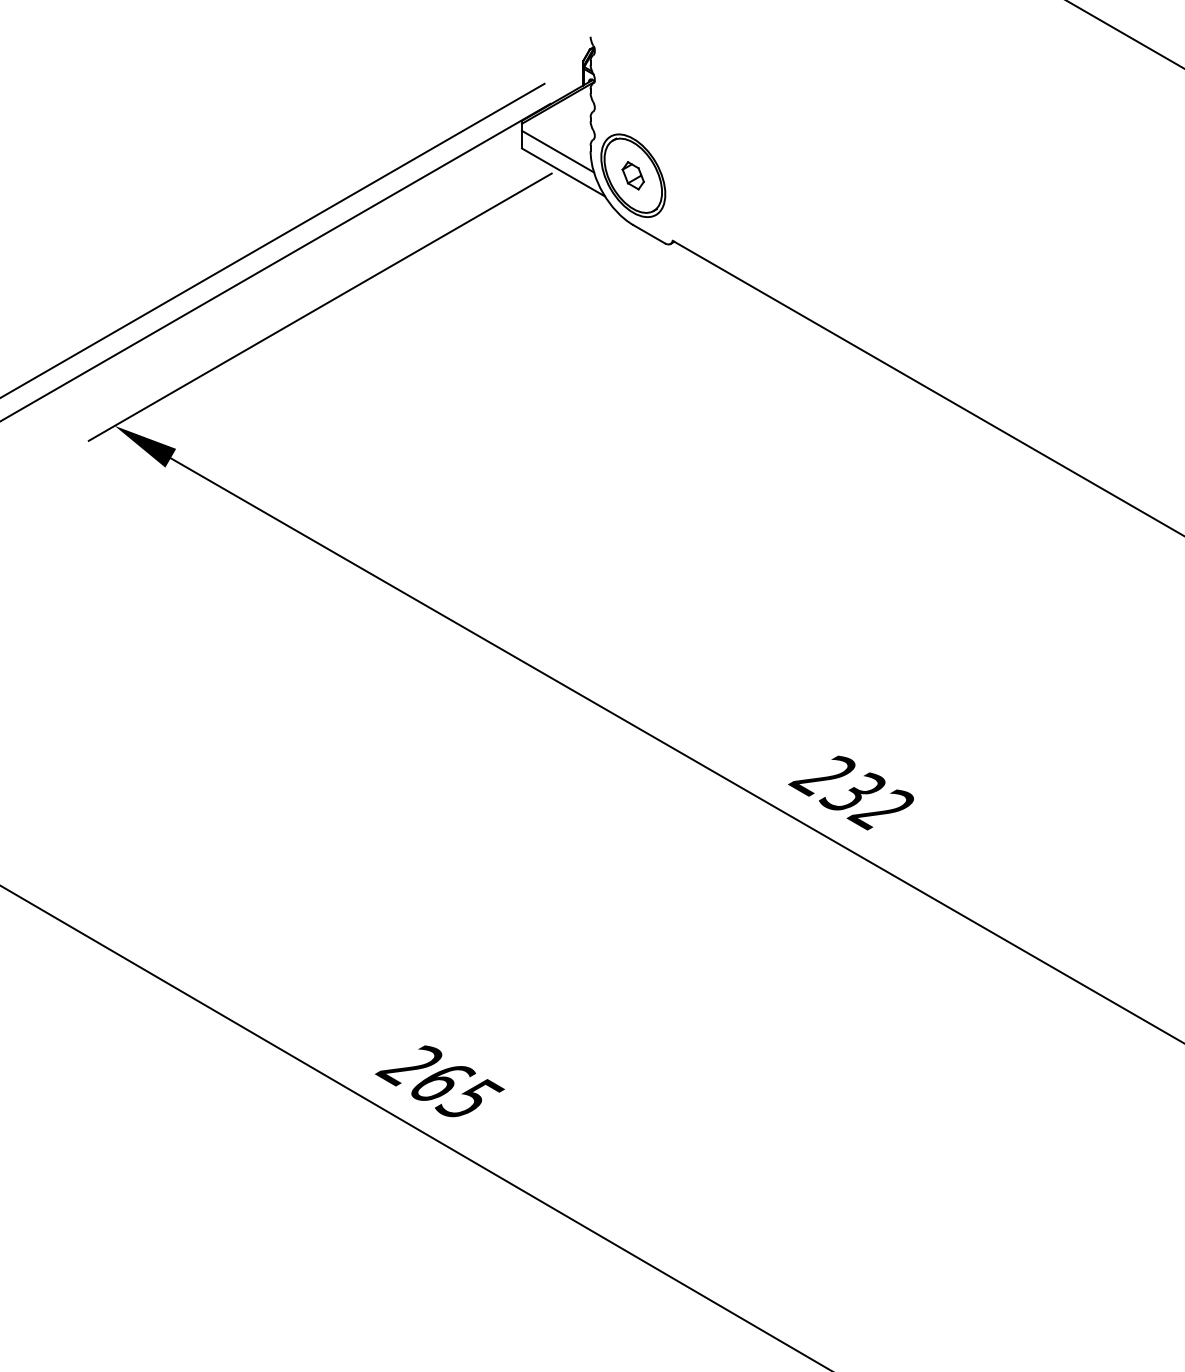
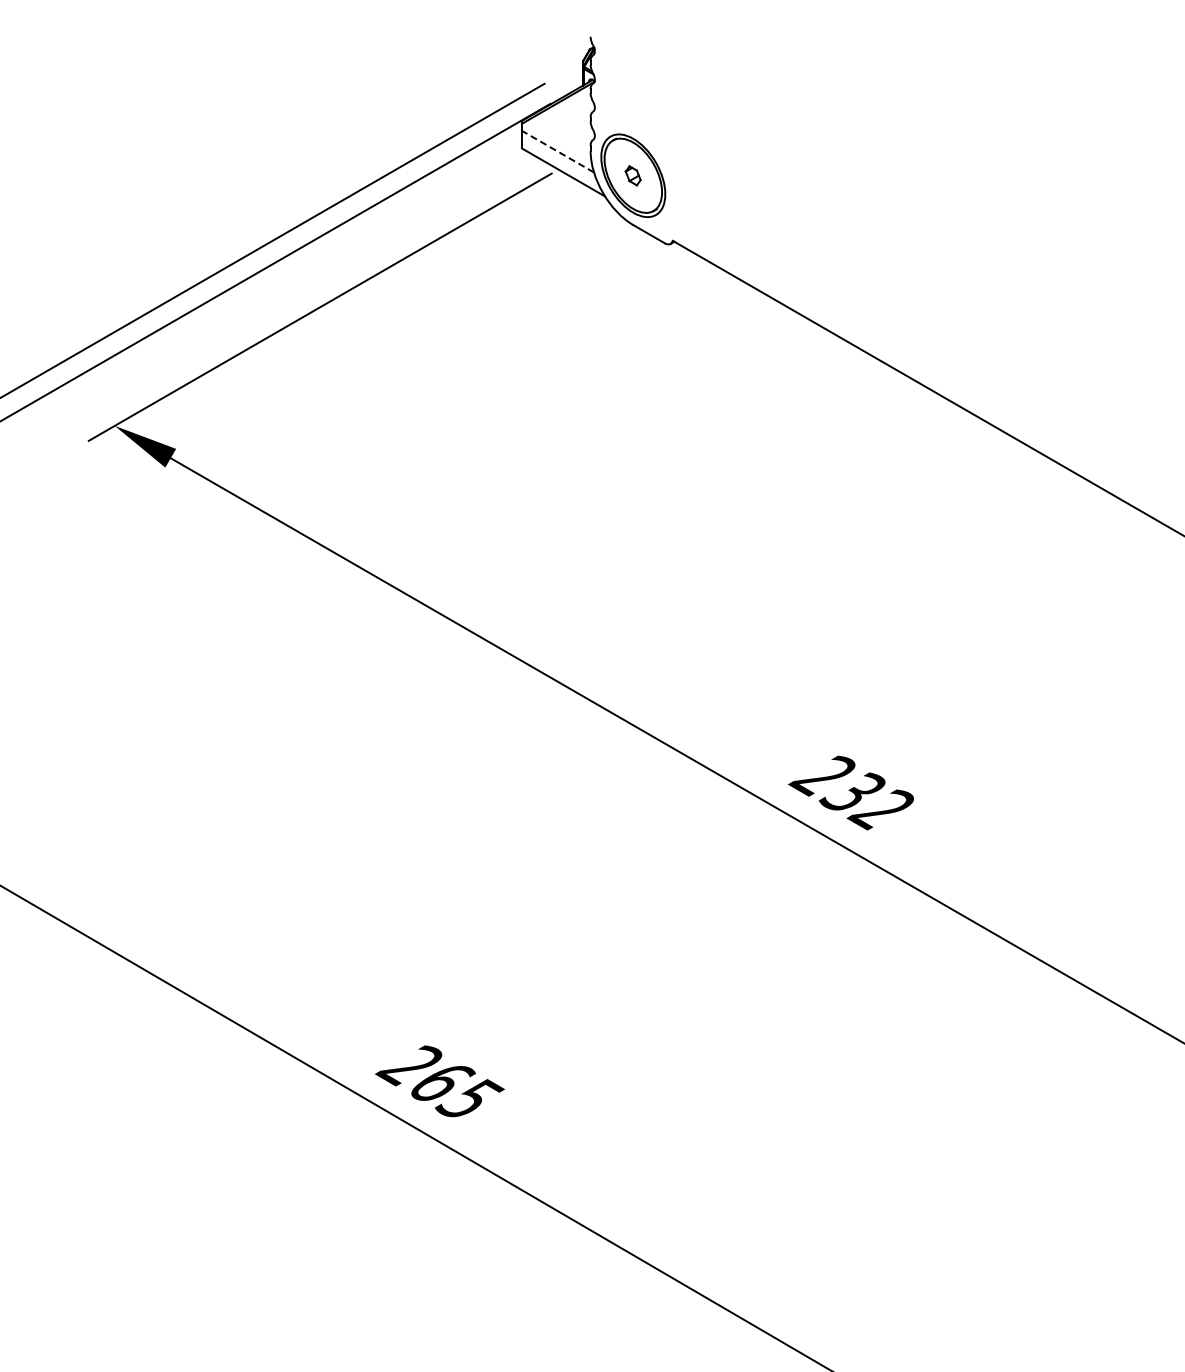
line: present -> none (1124, 34)
line: solid -> dashed (558, 151)
part size: 24x30 px -> 18x22 px (632, 175)
